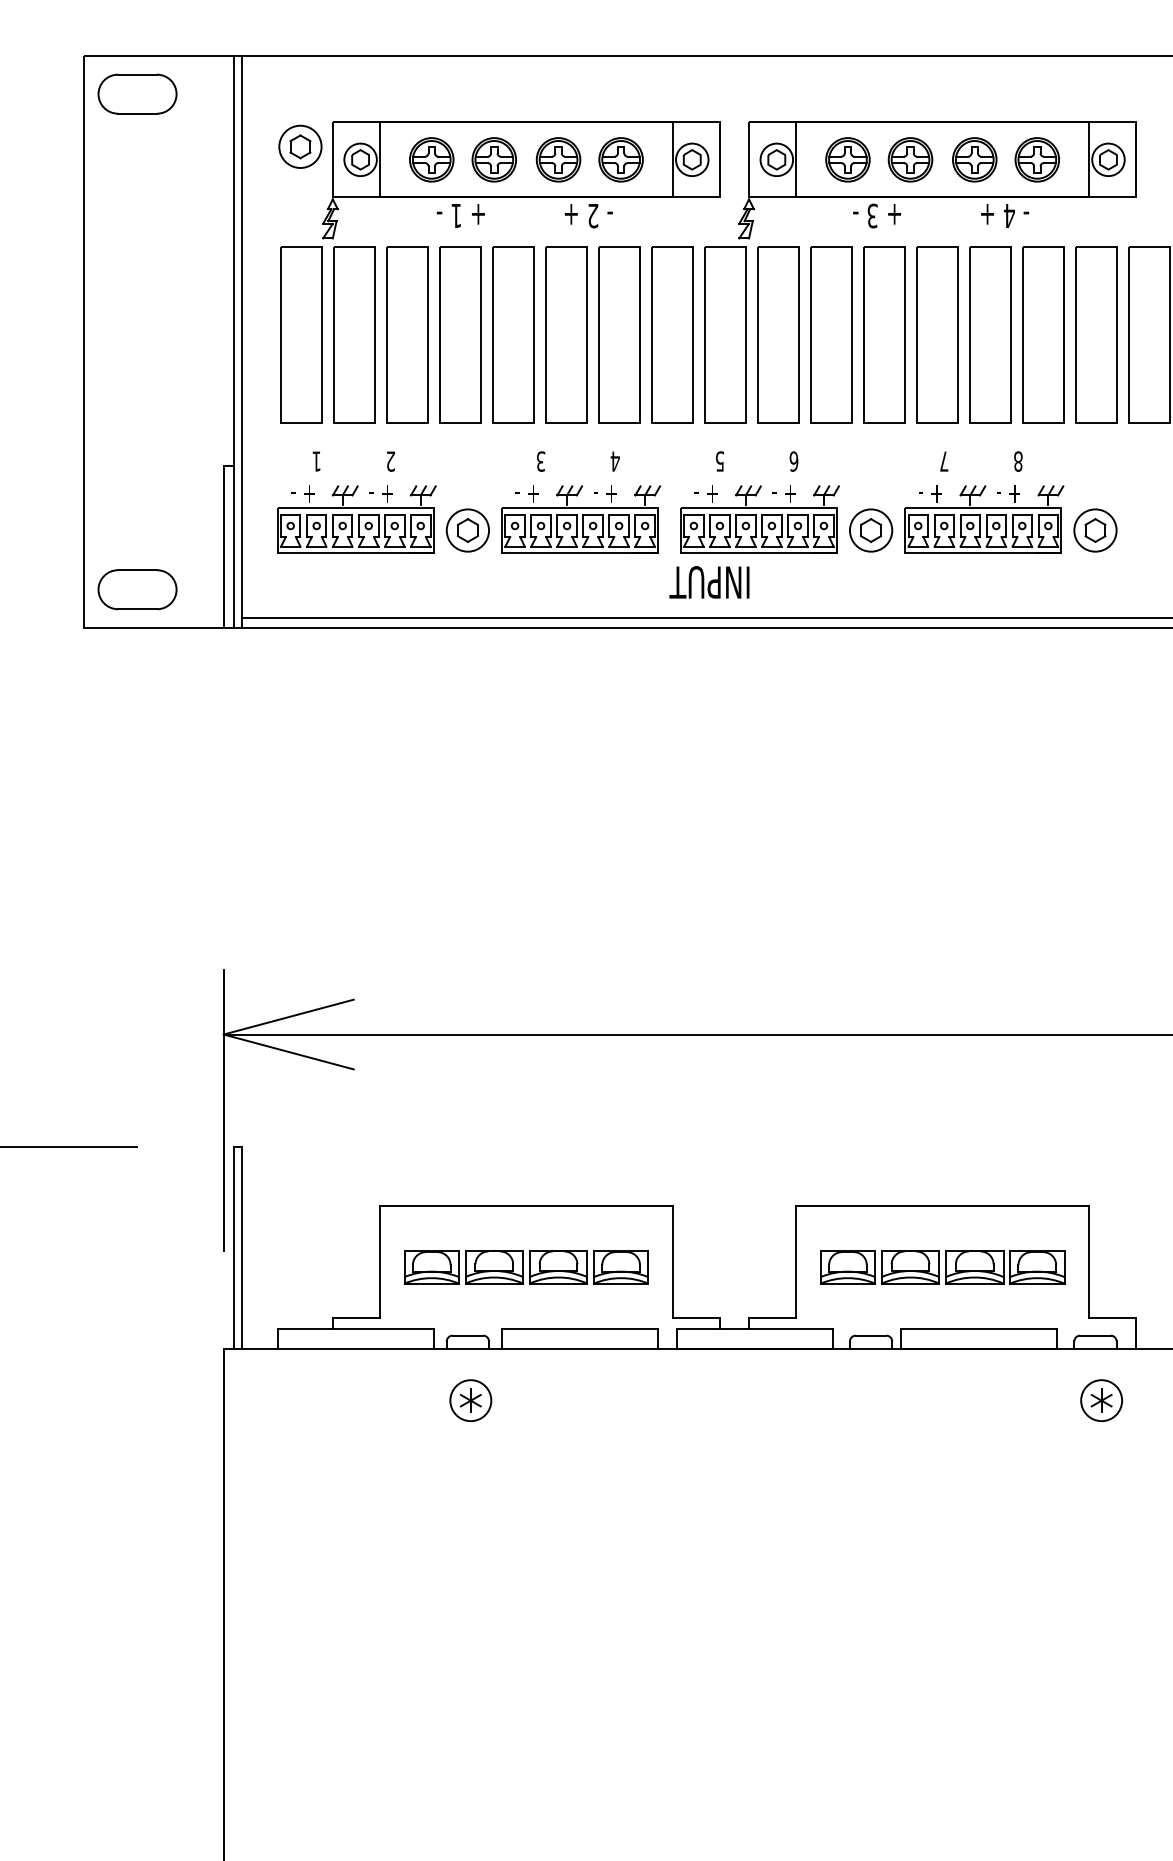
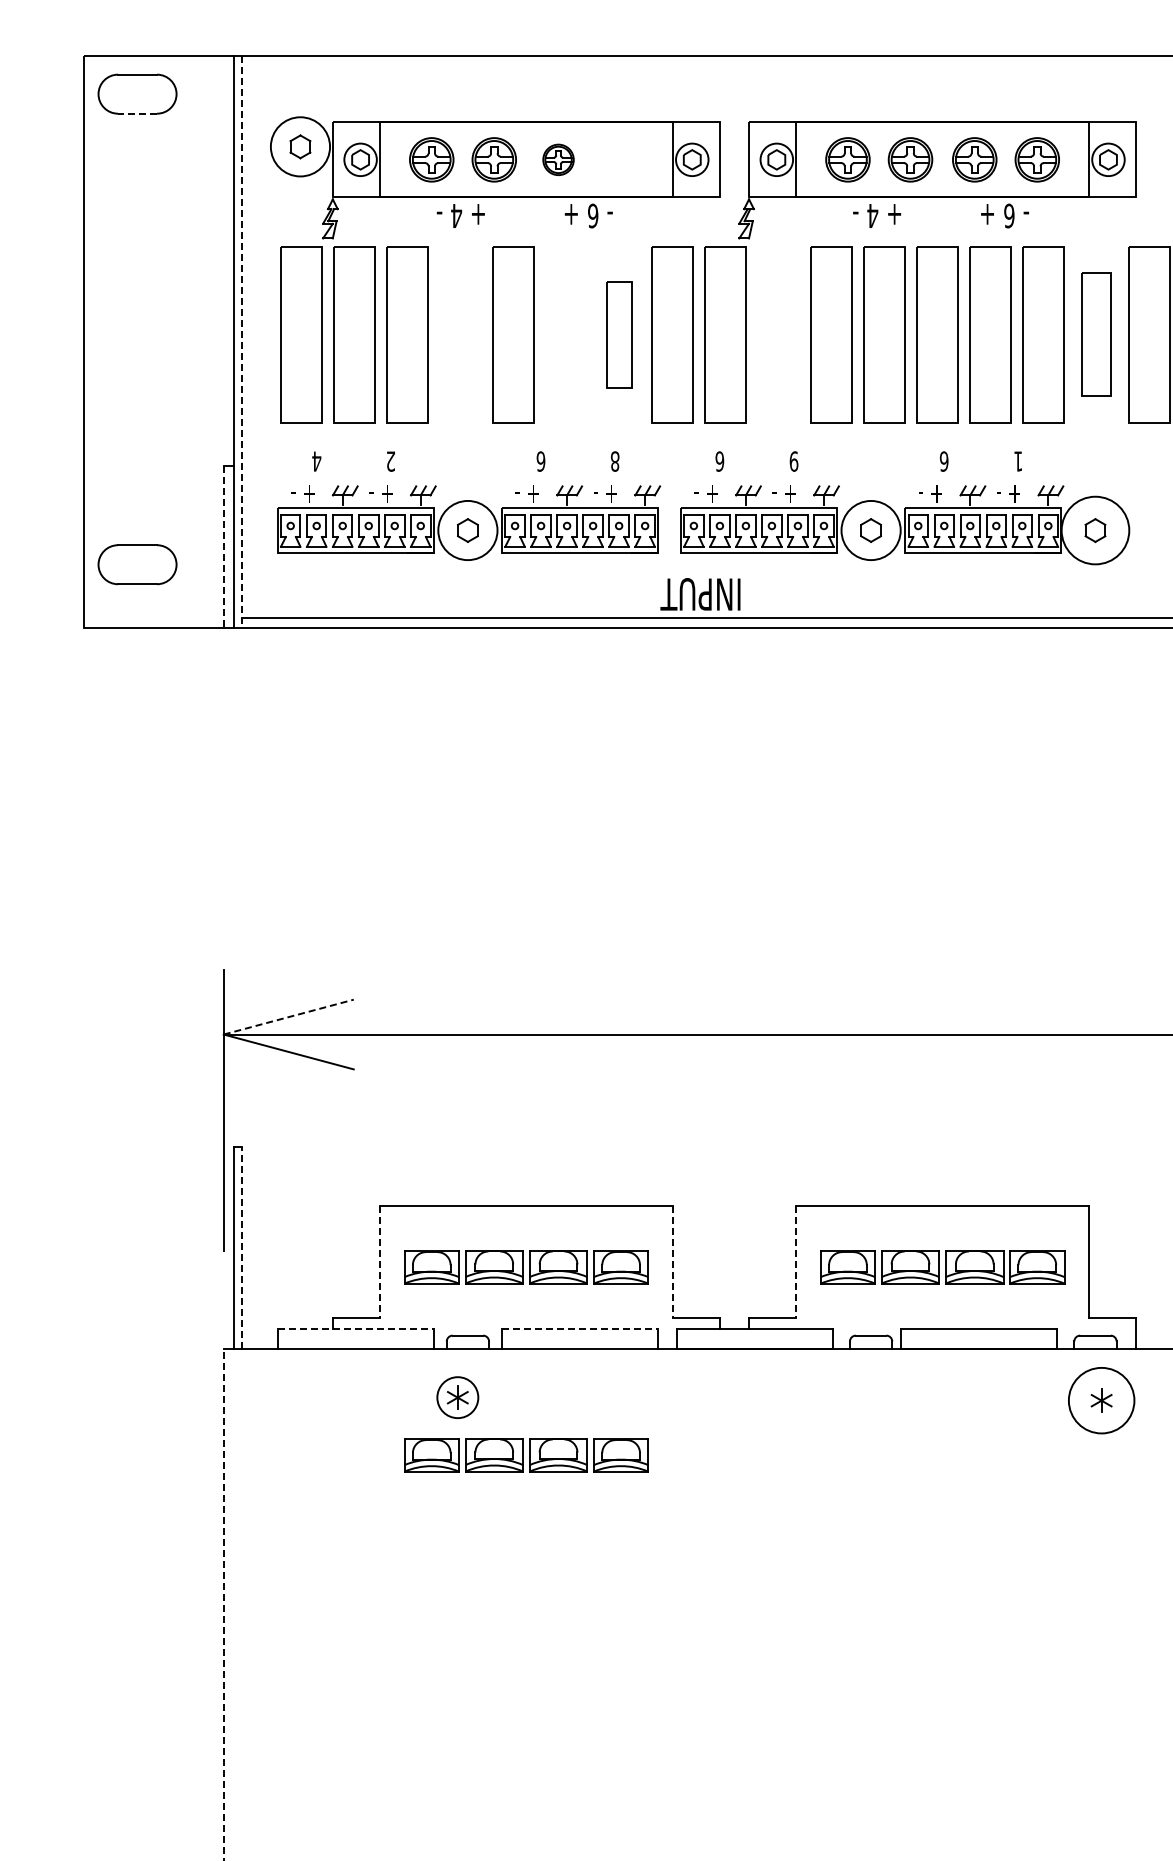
line: solid -> dashed (137, 113)
circle diameter: 42 px -> 59 px (300, 146)
part size: 47x46 px -> 33x33 px (558, 159)
part: present -> none (620, 159)
text: 1 -> 4 (456, 215)
text: 2 -> 6 (593, 215)
text: 3 -> 4 (872, 215)
text: 4 -> 6 (1009, 215)
part: present -> none (460, 334)
part: present -> none (566, 334)
part size: 43x178 px -> 27x108 px (619, 334)
part: present -> none (778, 334)
part size: 43x178 px -> 31x125 px (1096, 334)
line: solid -> dashed (241, 342)
text: 1 -> 4 (316, 461)
text: 3 -> 6 (540, 461)
text: 4 -> 8 (614, 461)
text: 5 -> 6 (719, 461)
text: 6 -> 9 (793, 461)
text: 7 -> 6 (943, 461)
text: 8 -> 1 (1018, 461)
circle diameter: 42 px -> 59 px (467, 530)
circle diameter: 42 px -> 59 px (870, 530)
circle diameter: 42 px -> 68 px (1095, 530)
line: solid -> dashed (223, 547)
text position: (709, 582) -> (700, 594) (700, 594)
part position: (137, 589) -> (137, 564) (137, 564)
line: solid -> dashed (289, 1016)
line: present -> none (69, 1147)
line: solid -> dashed (241, 1247)
line: solid -> dashed (380, 1261)
line: solid -> dashed (672, 1261)
line: solid -> dashed (796, 1261)
line: solid -> dashed (356, 1329)
line: solid -> dashed (580, 1329)
part position: (470, 1400) -> (457, 1397) (457, 1397)
circle diameter: 41 px -> 66 px (1101, 1400)
part: none -> present (526, 1455)
line: solid -> dashed (223, 1604)
